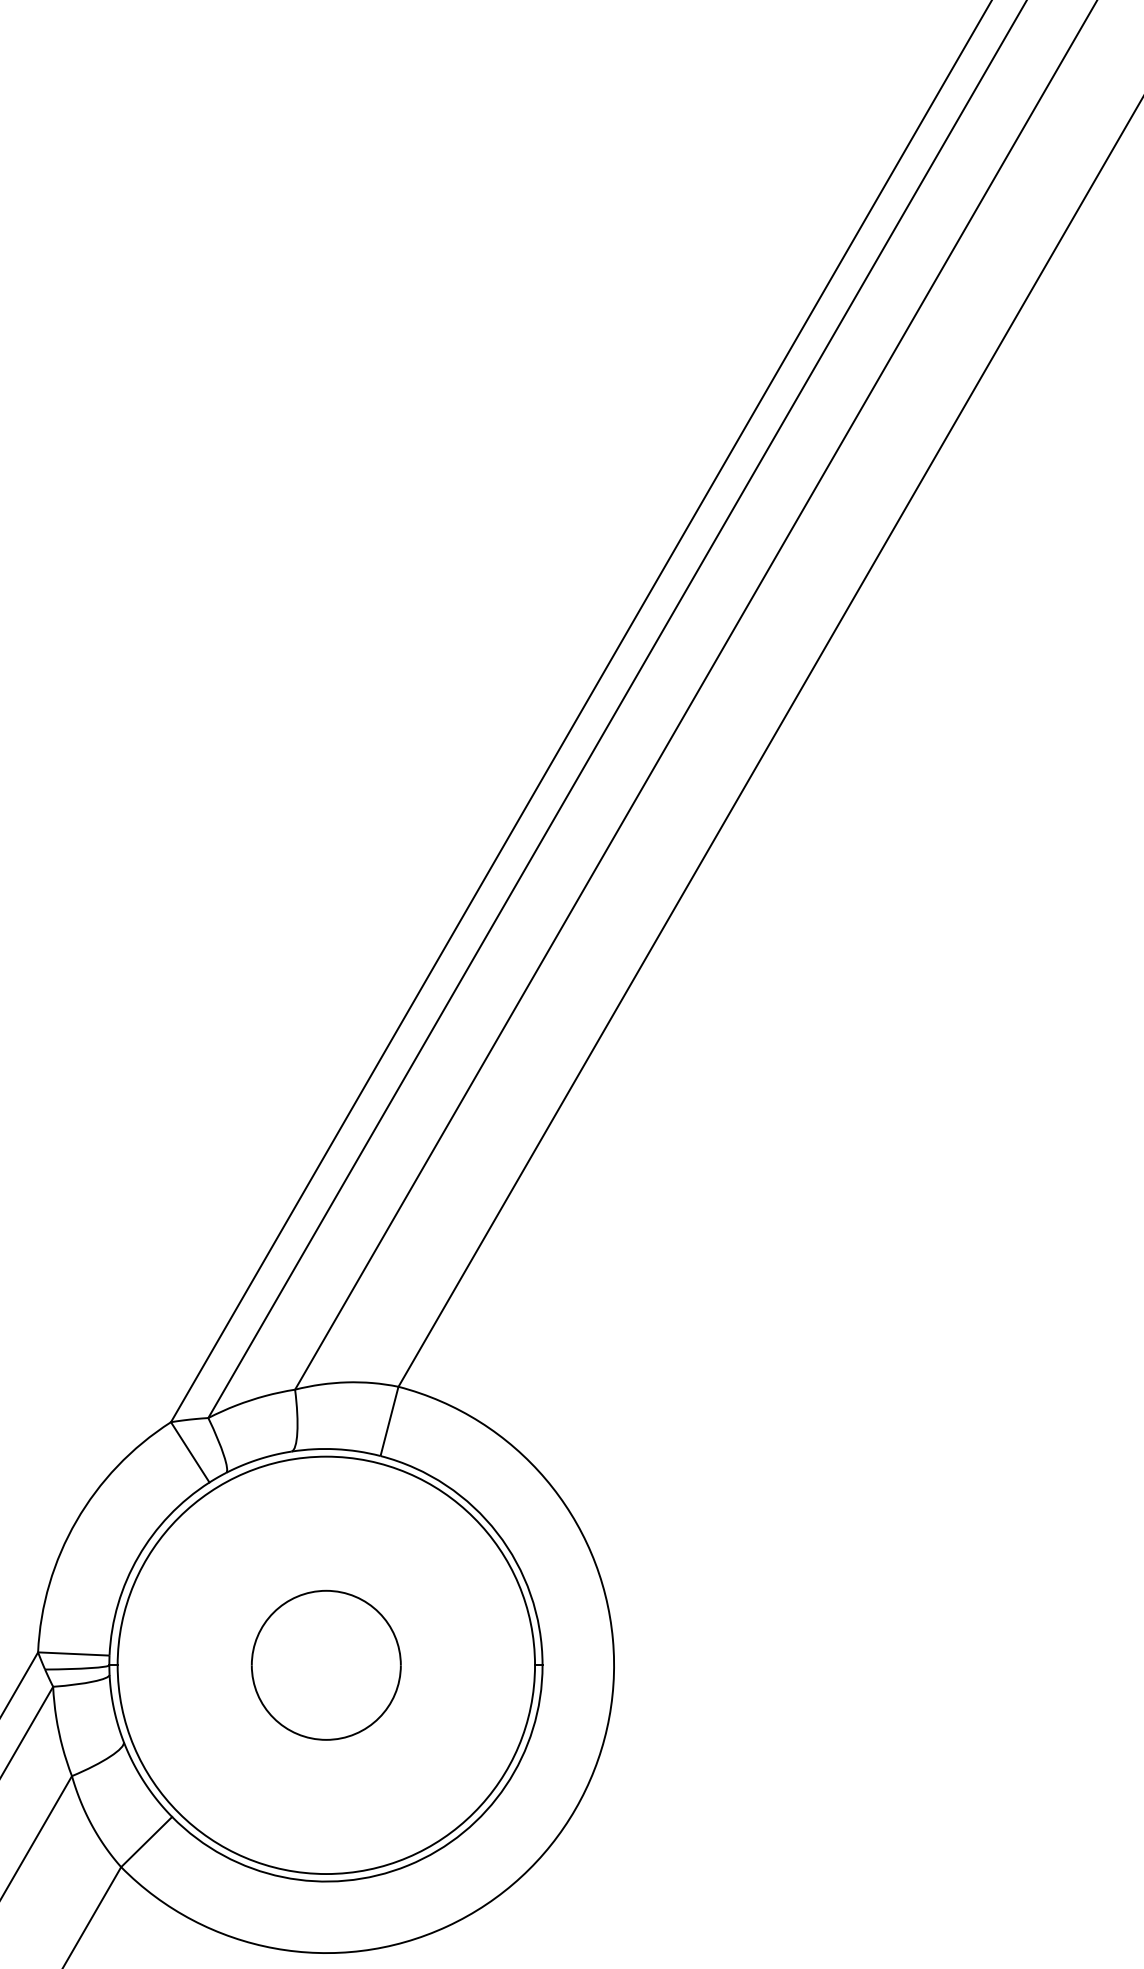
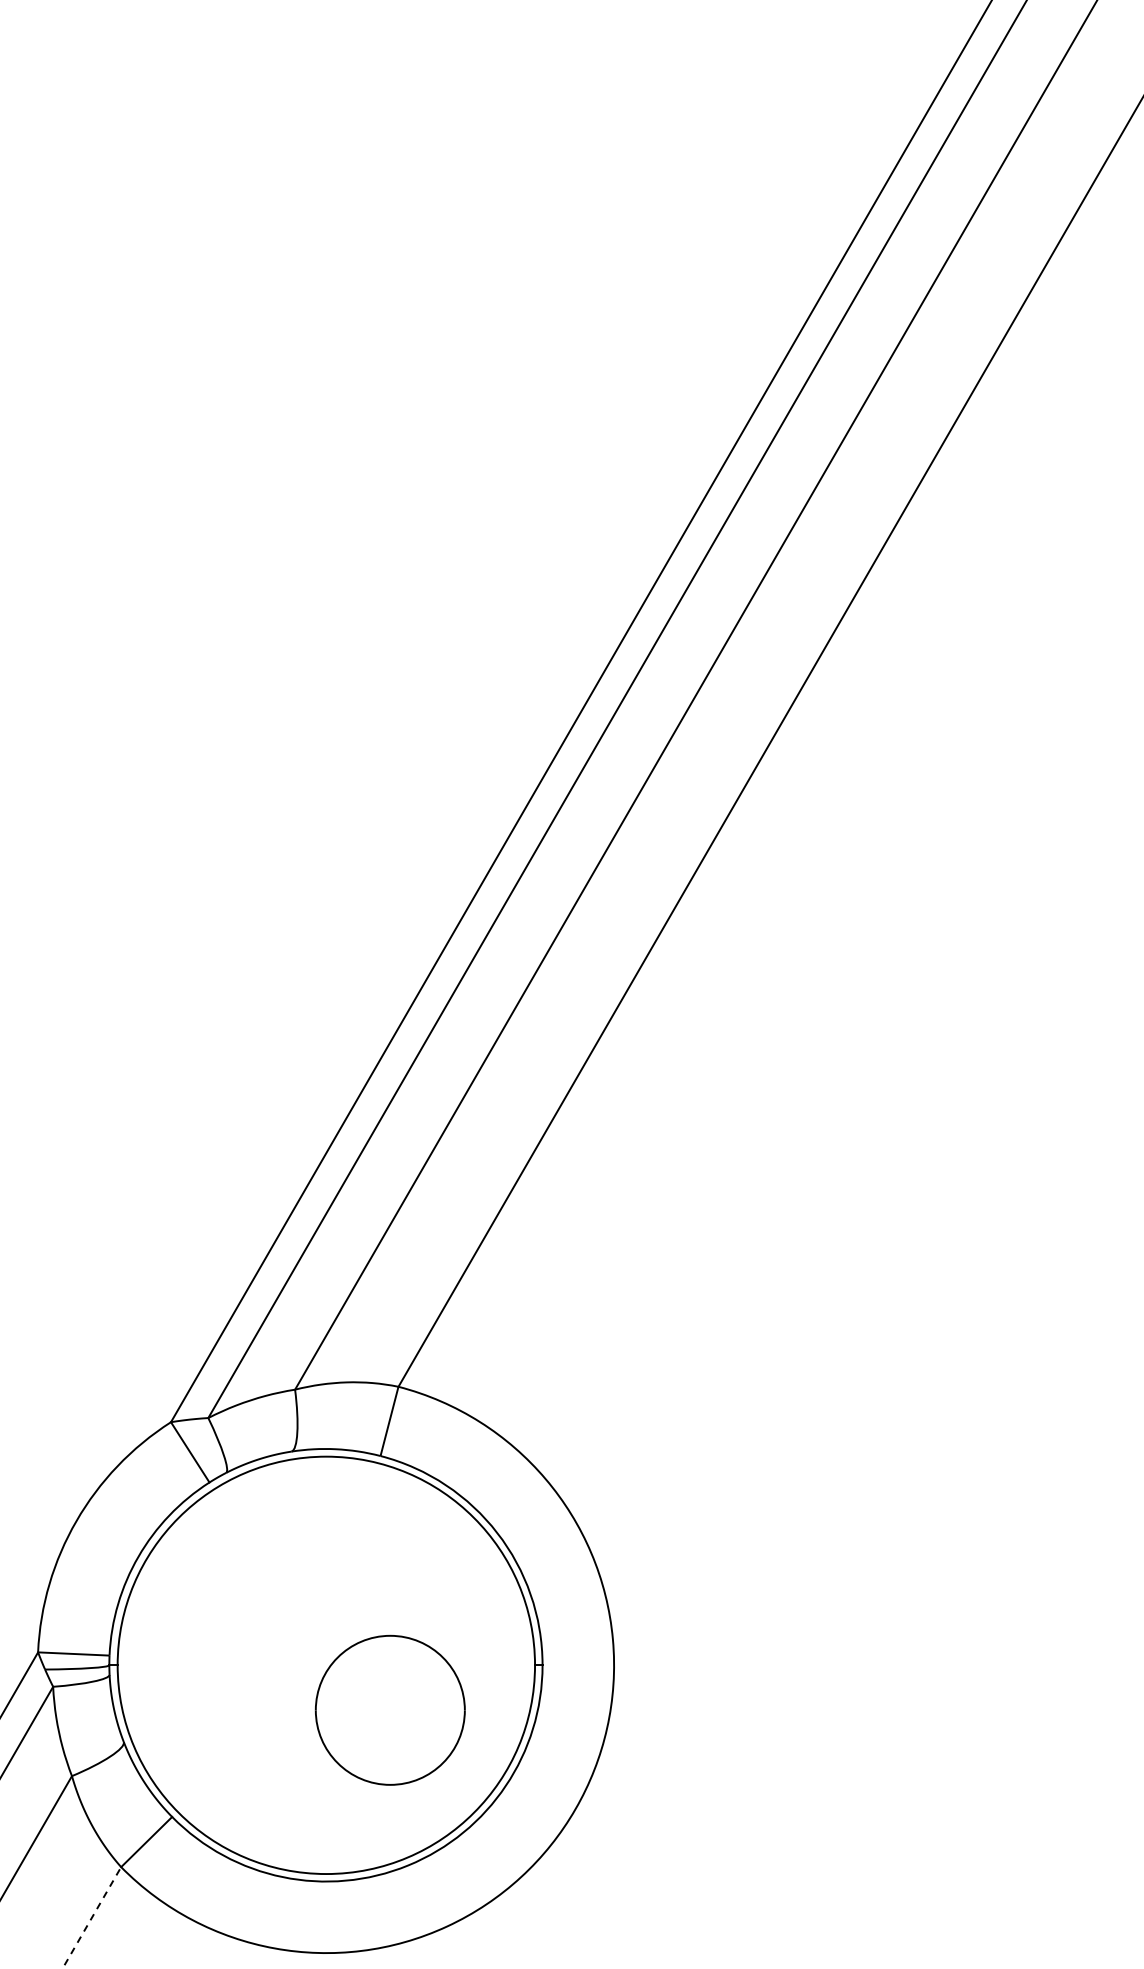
part position: (325, 1664) -> (389, 1709) (389, 1709)
line: solid -> dashed (92, 1917)
